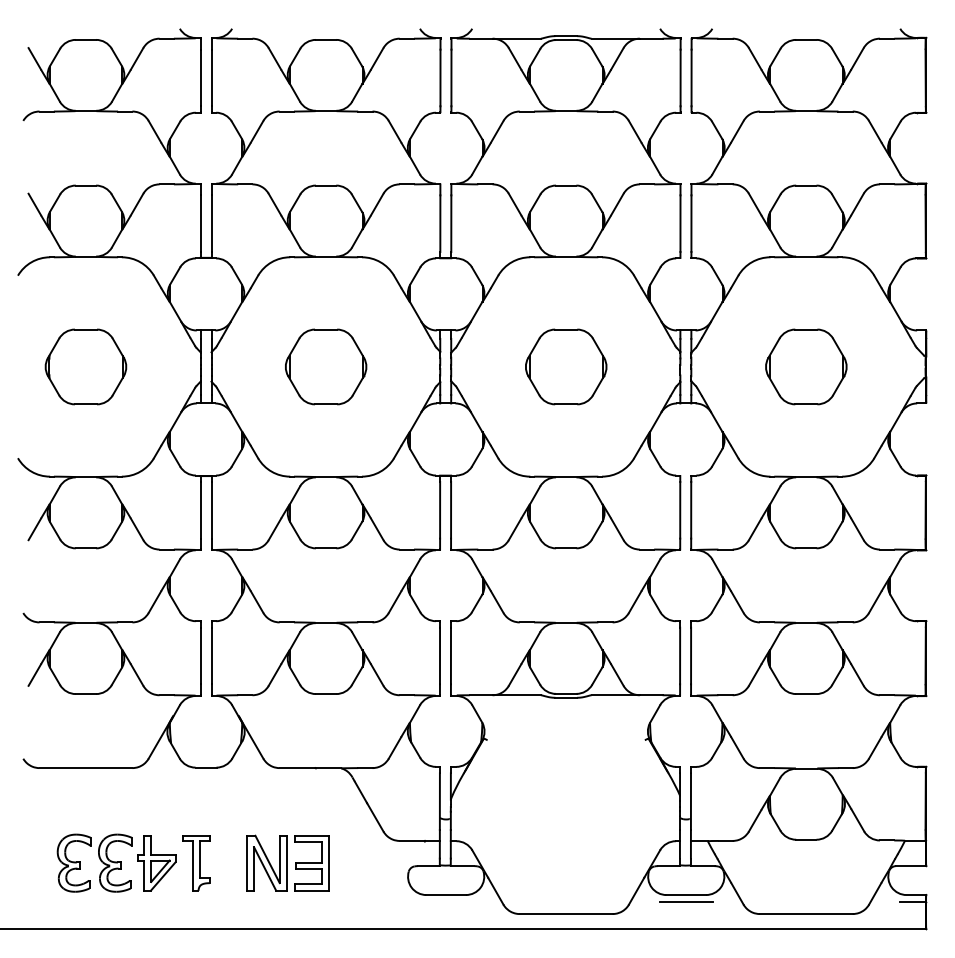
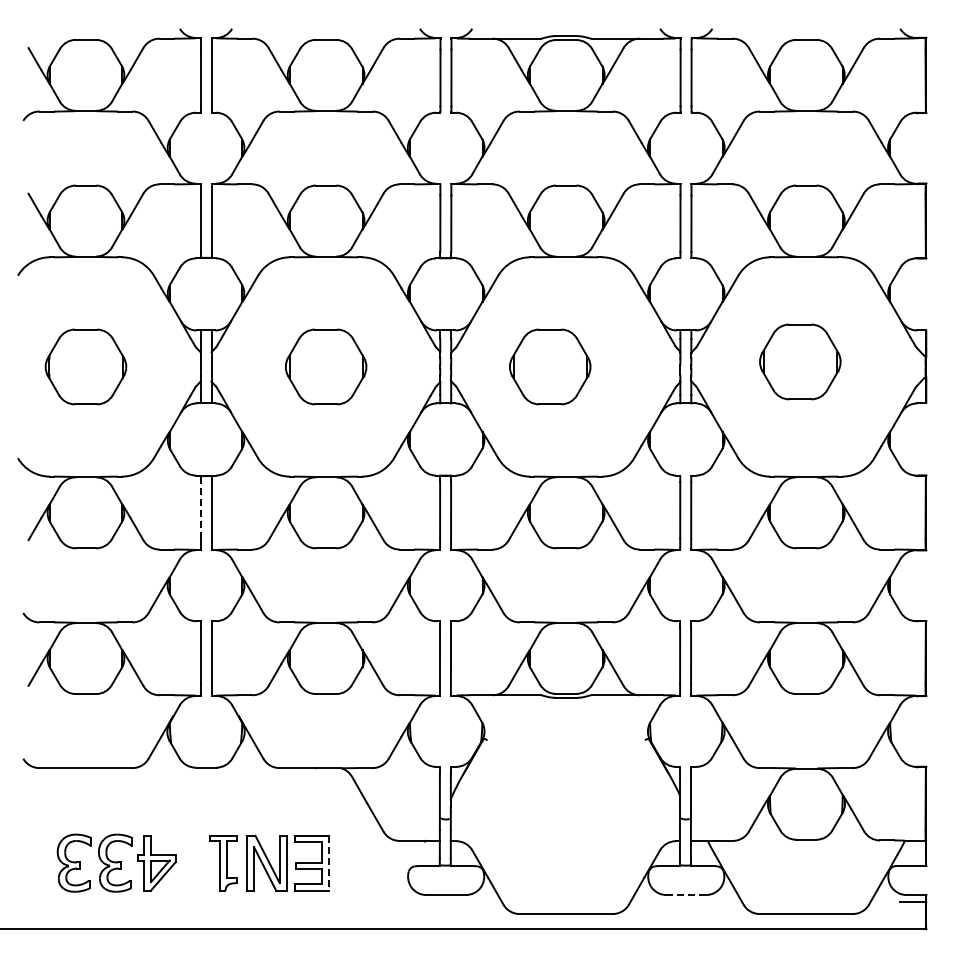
part position: (566, 366) -> (550, 366) (550, 366)
part position: (806, 366) -> (800, 361) (800, 361)
line: solid -> dashed (200, 509)
part position: (196, 863) -> (223, 863) (223, 863)
line: solid -> dashed (328, 863)
line: solid -> dashed (686, 895)
line: present -> none (685, 901)
